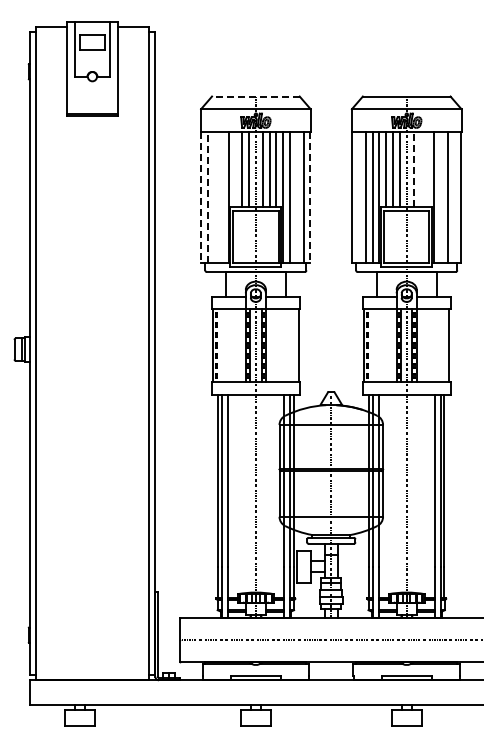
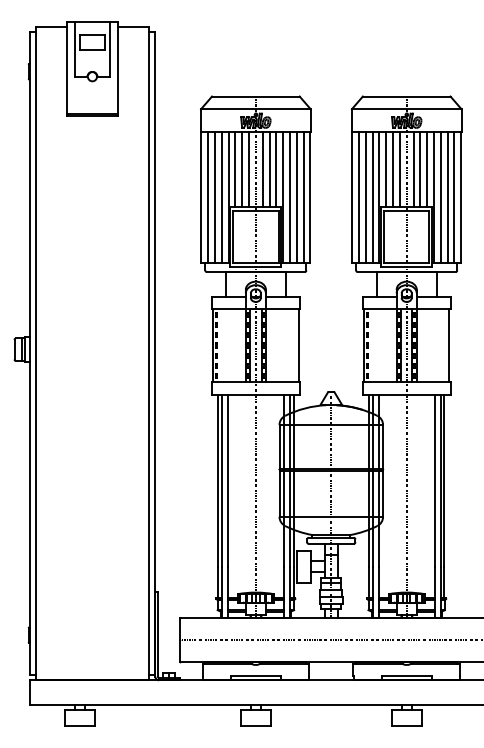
line: dashed -> solid (255, 96)
line: none -> present (235, 169)
line: dashed -> solid (413, 169)
line: none -> present (420, 169)
line: none -> present (427, 169)
line: dashed -> solid (201, 197)
line: dashed -> solid (208, 197)
line: none -> present (214, 197)
line: none -> present (221, 197)
line: none -> present (296, 197)
line: dashed -> solid (310, 197)
line: none -> present (359, 197)
line: none -> present (440, 197)
line: none -> present (454, 197)
